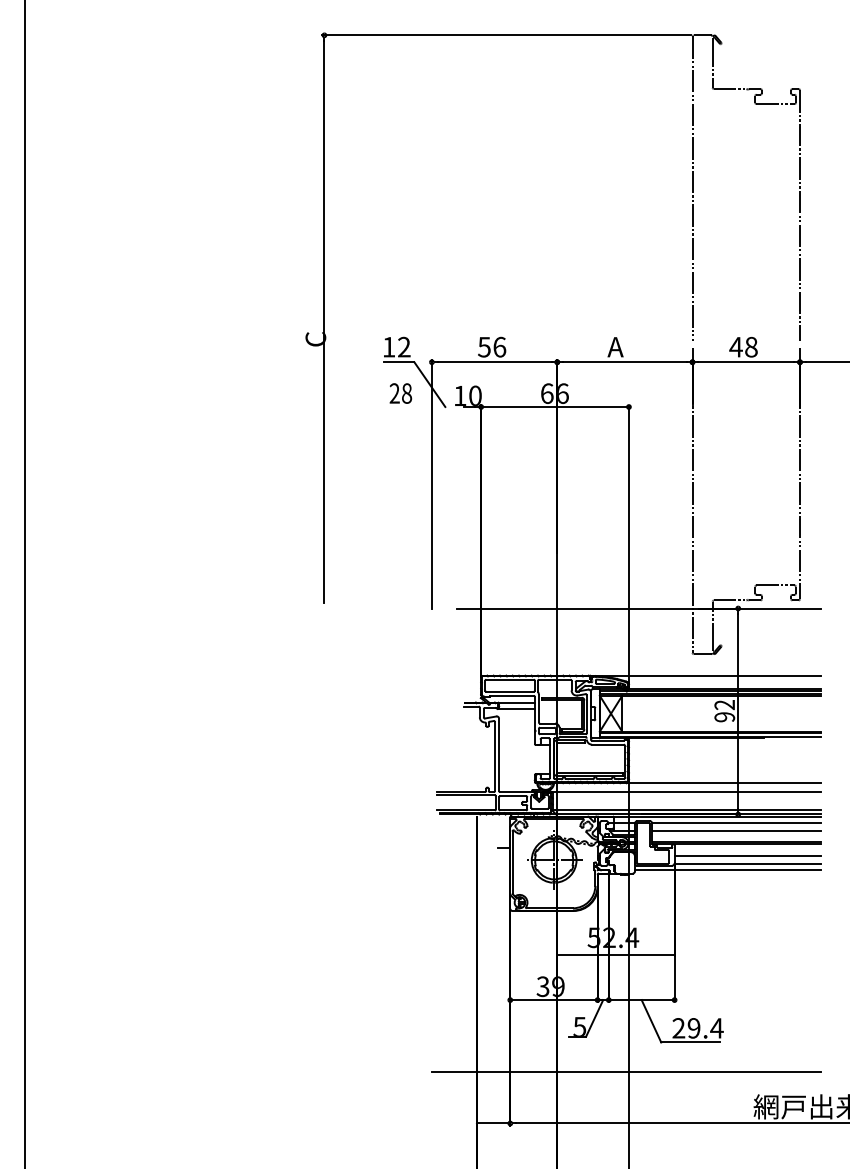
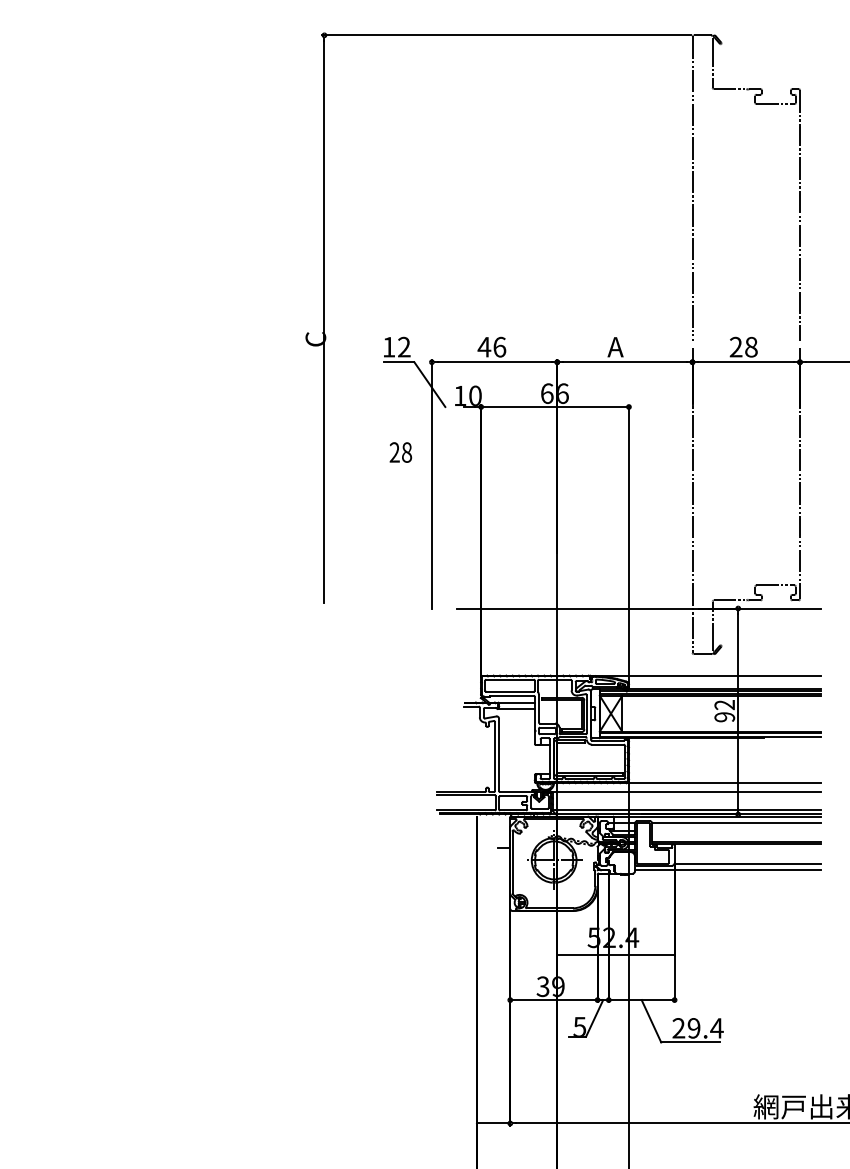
text: 48 -> 28 (735, 346)
text: 56 -> 46 (484, 347)
text position: (400, 393) -> (400, 452) (400, 452)
line: present -> none (25, 583)
line: present -> none (736, 830)
line: present -> none (748, 856)
line: present -> none (626, 1071)
